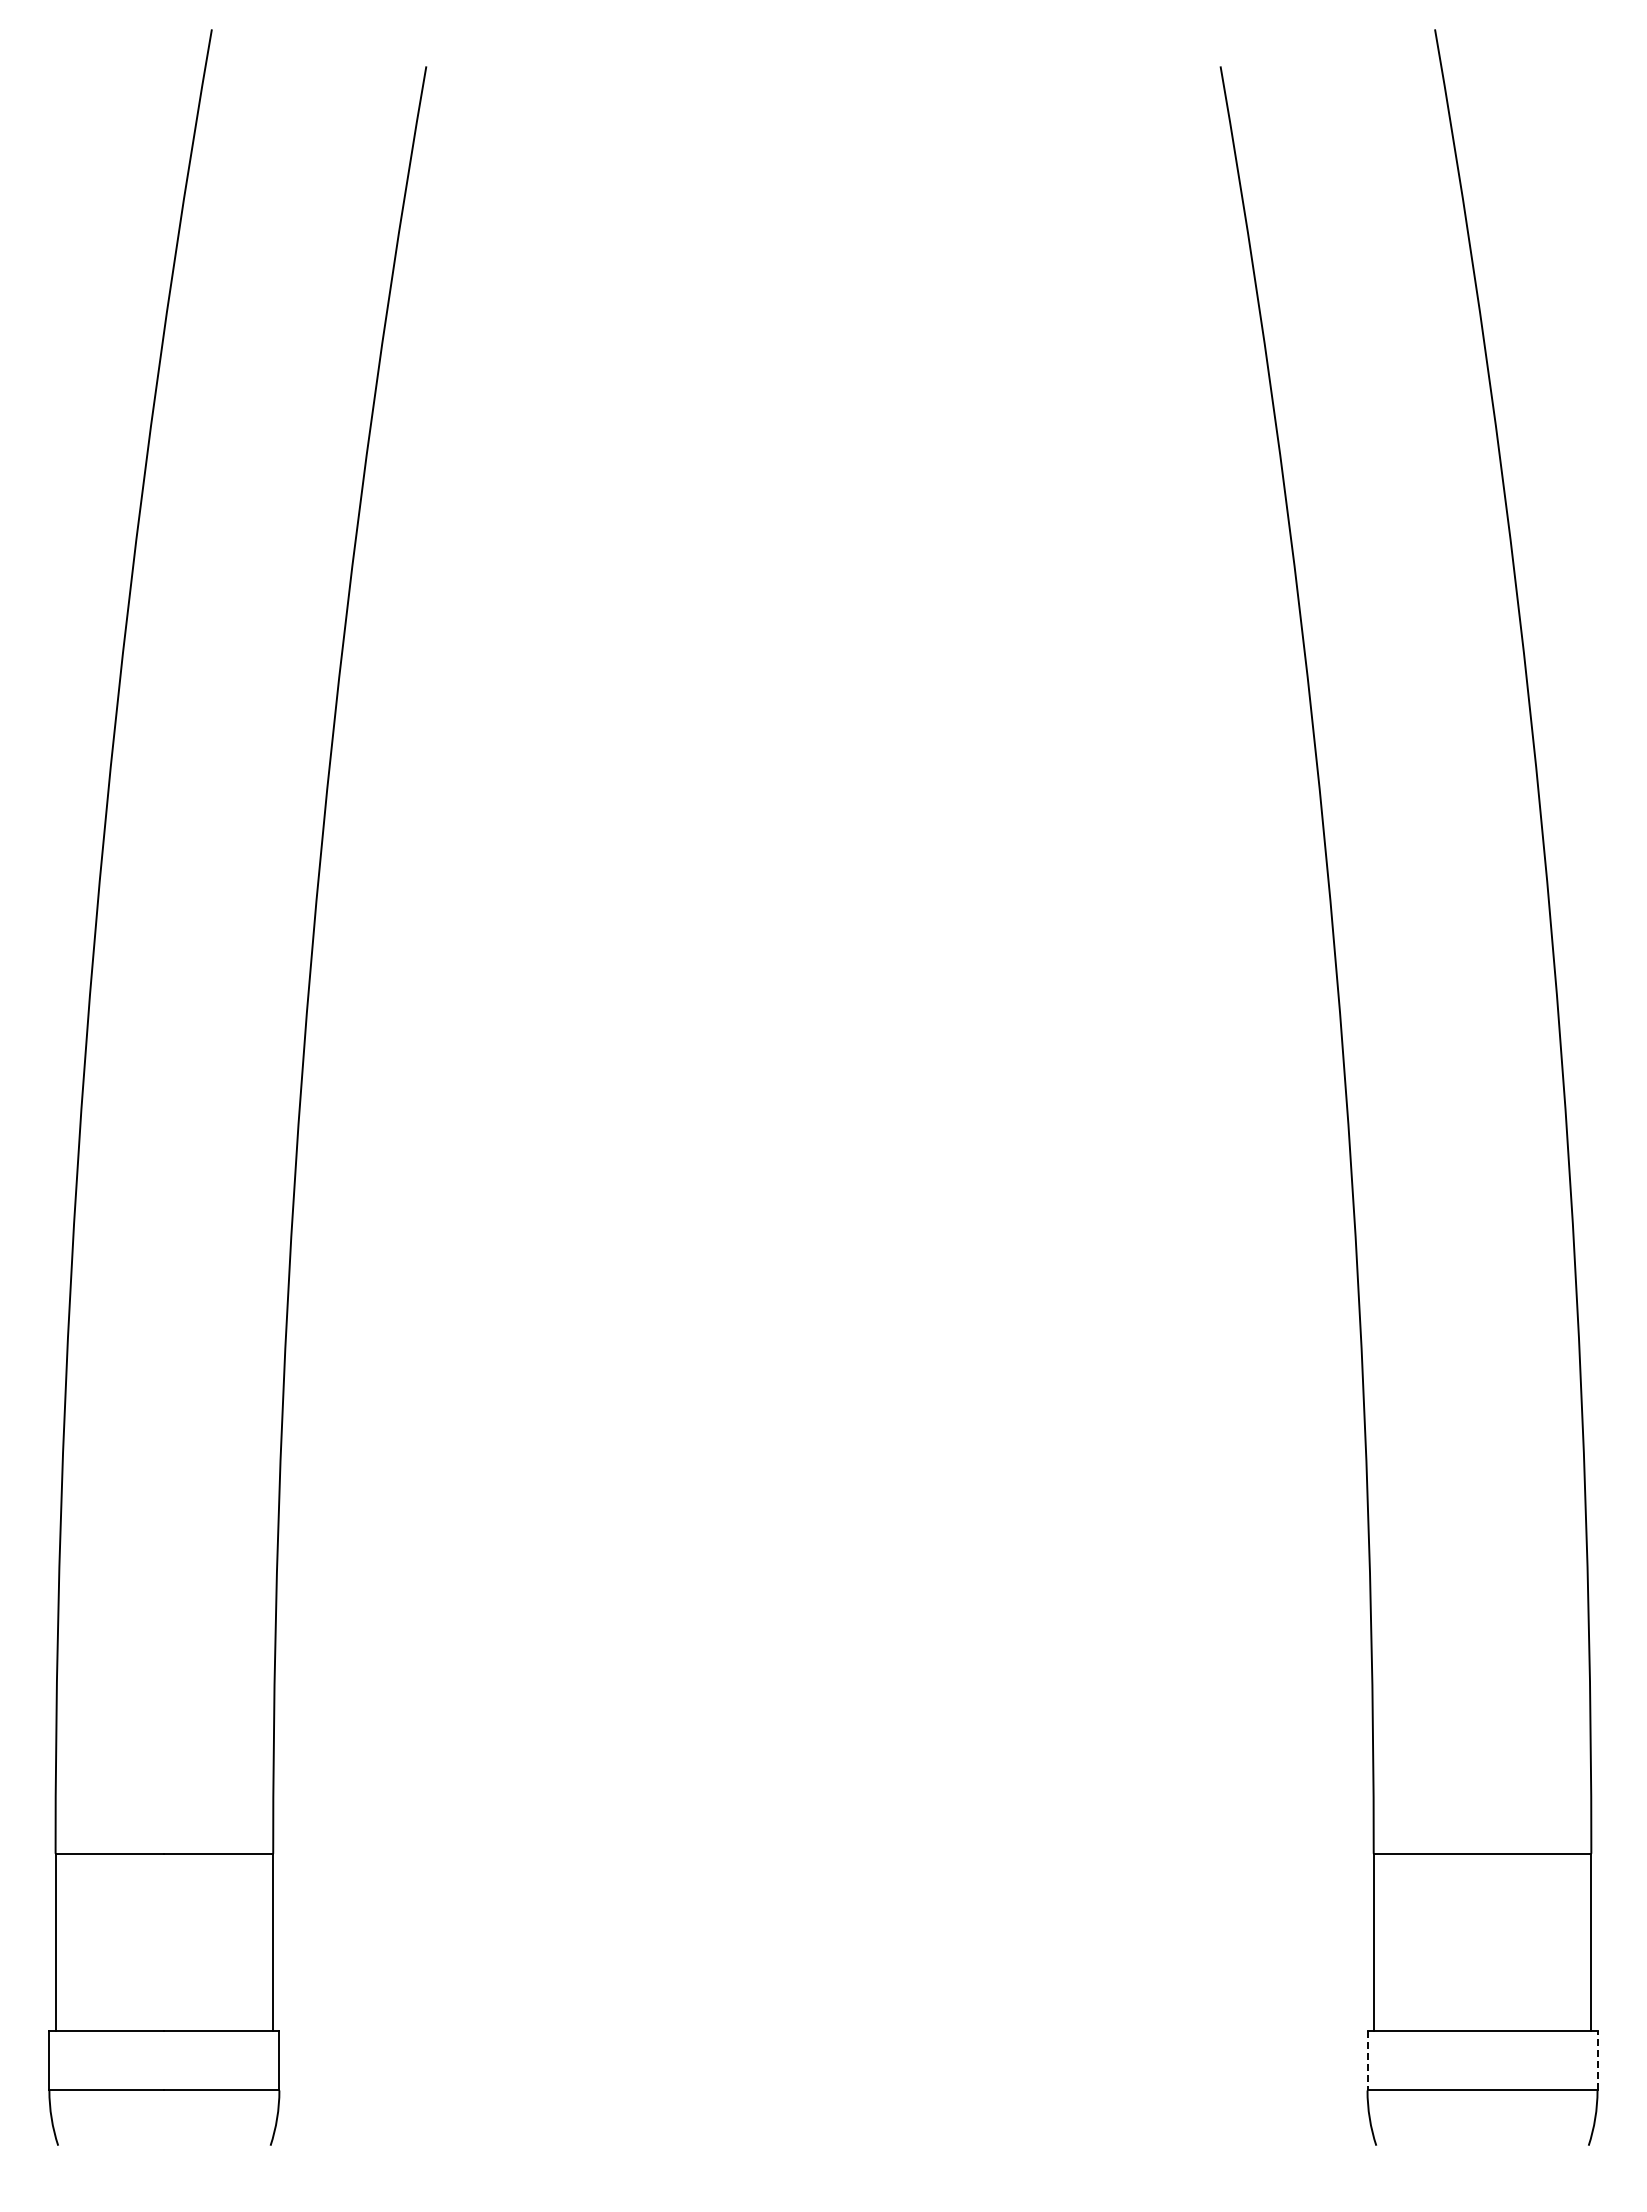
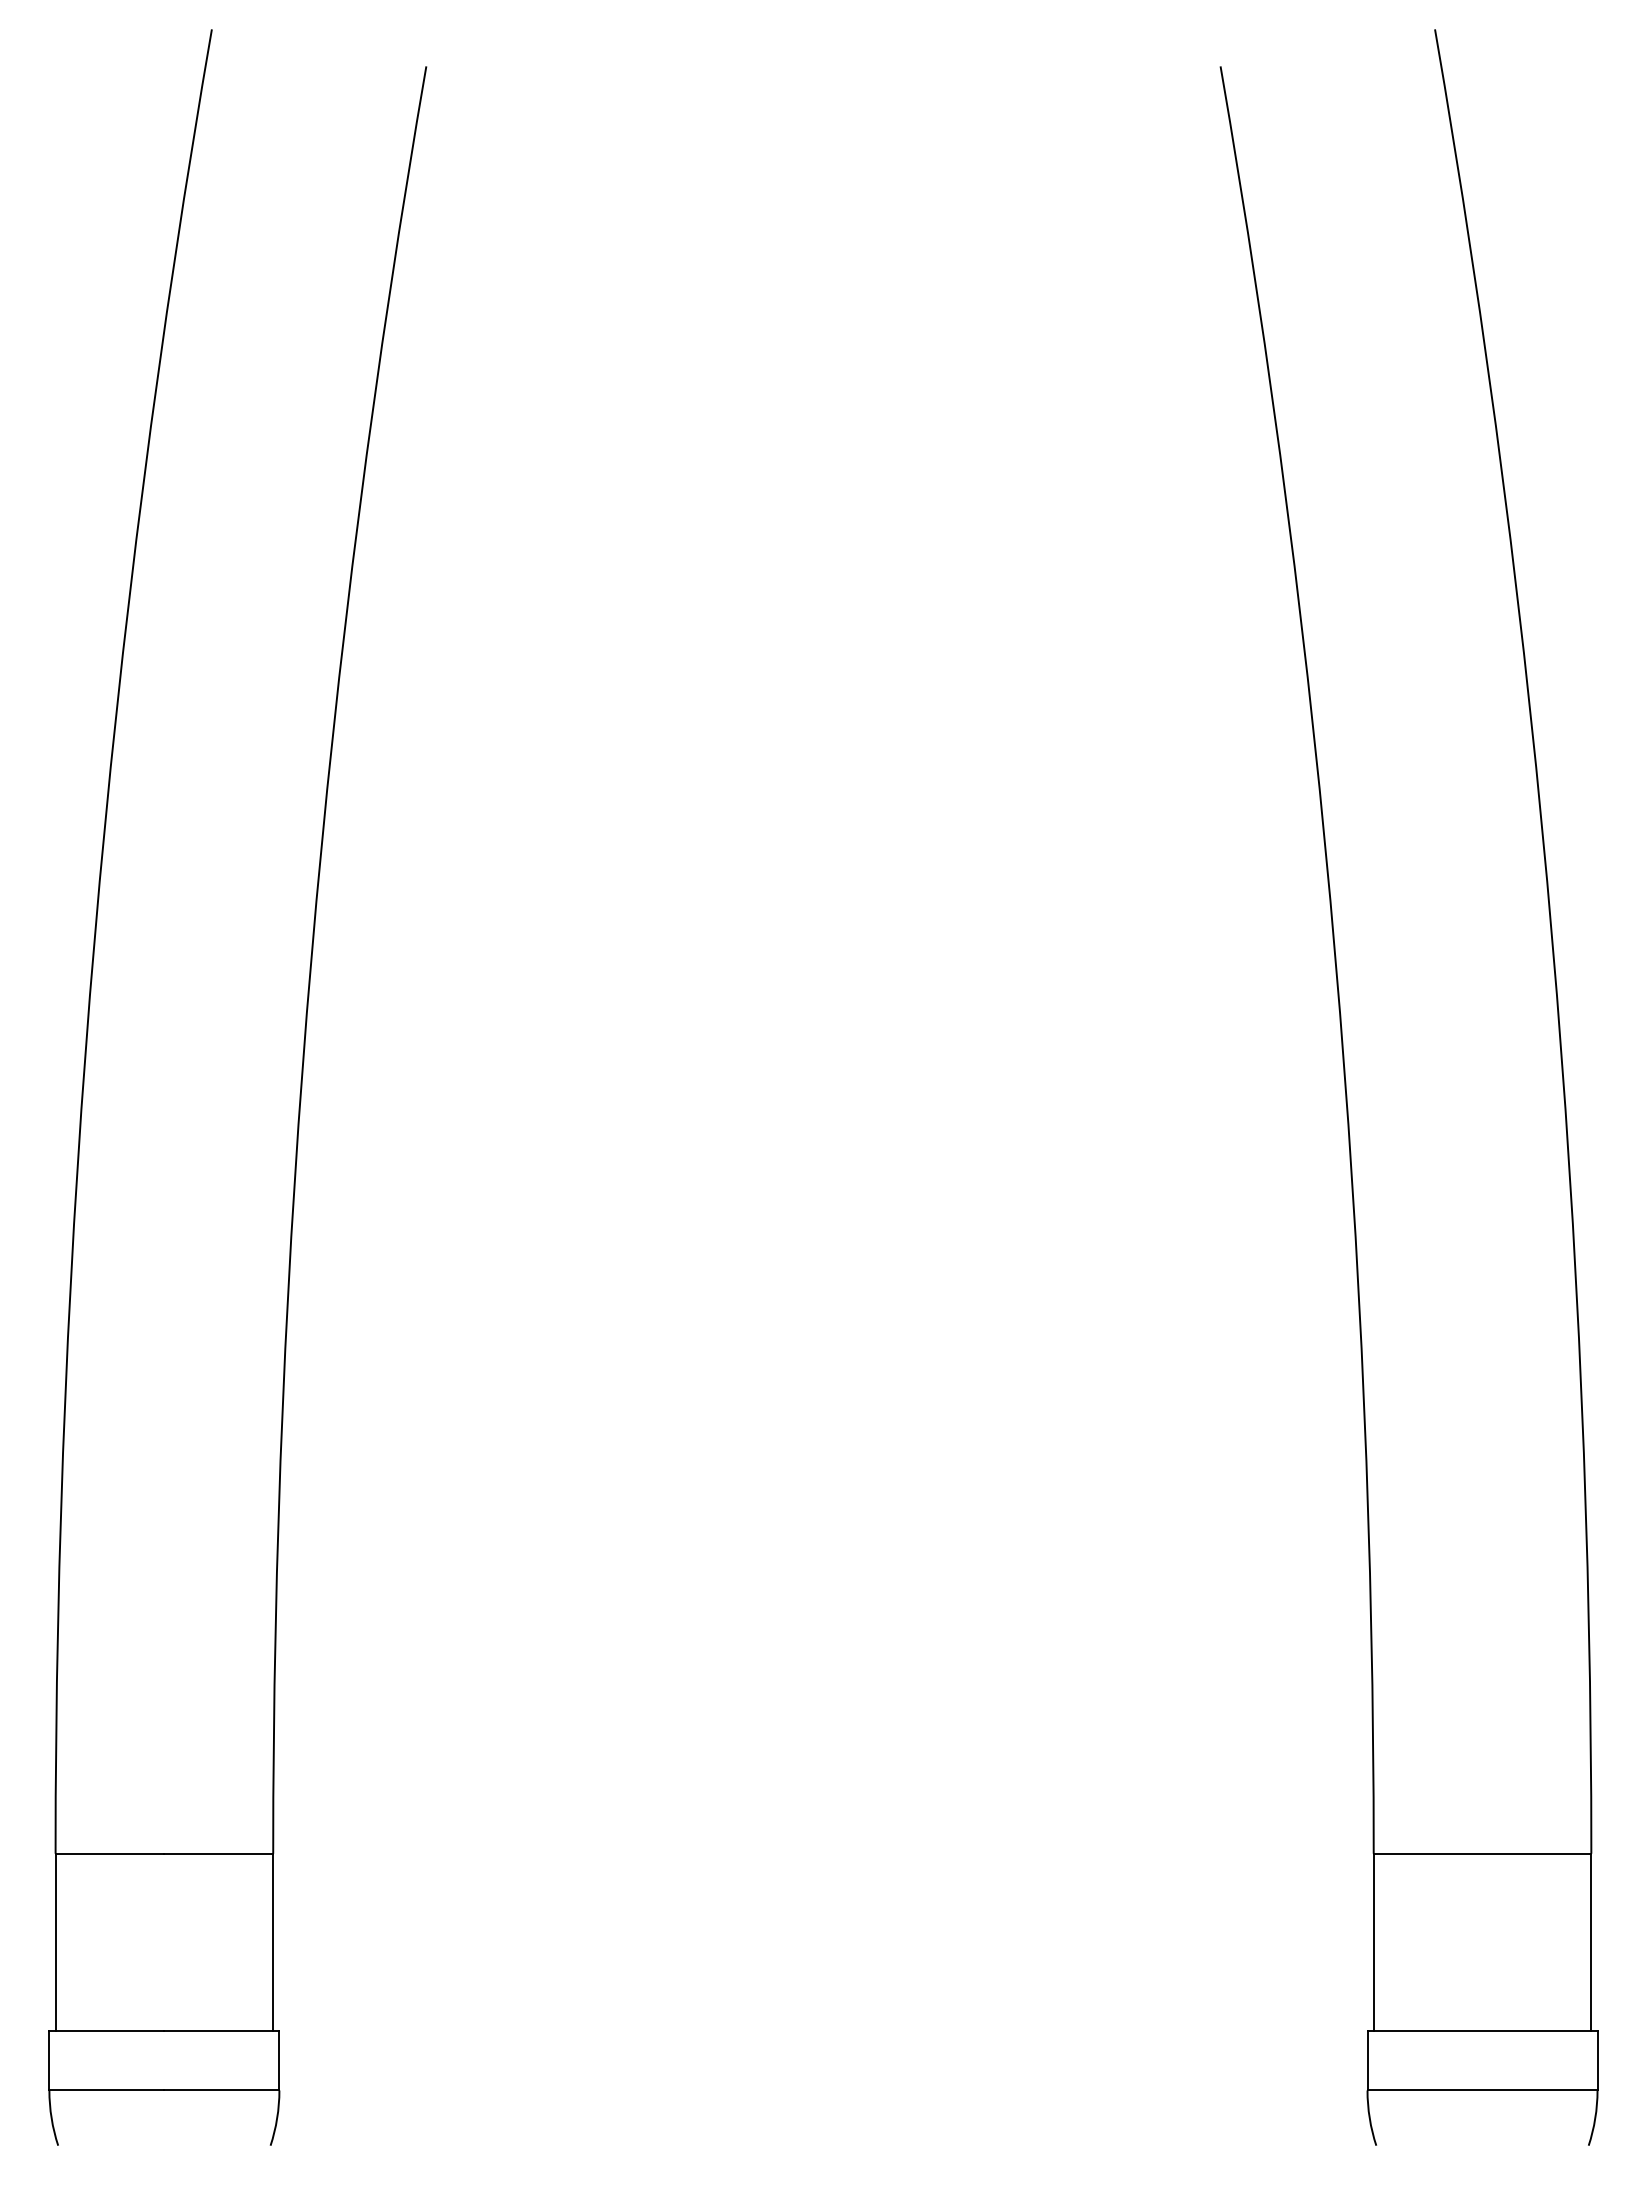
line: dashed -> solid (1367, 2060)
line: dashed -> solid (1597, 2060)
